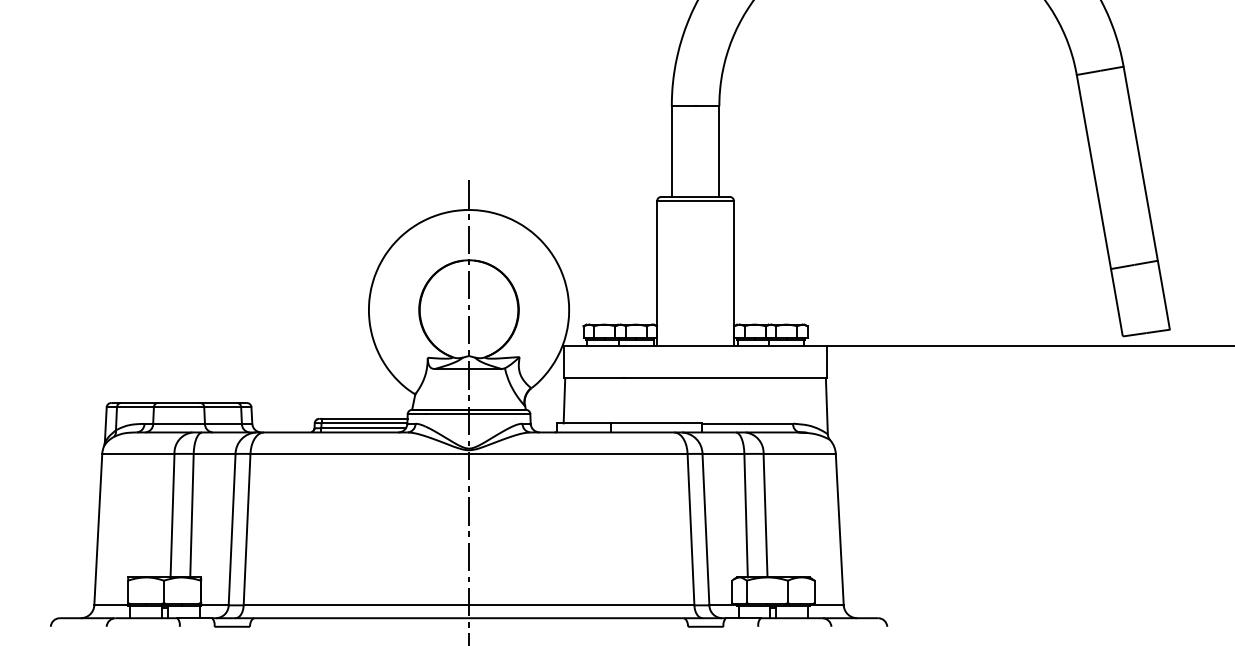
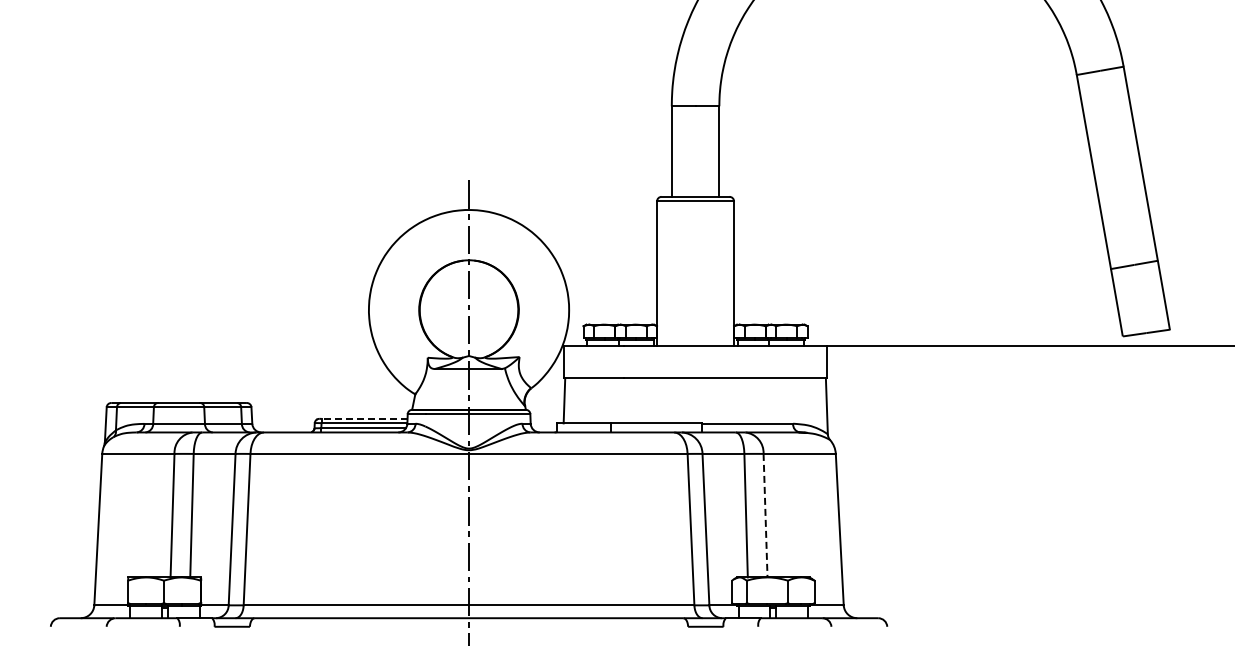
line: solid -> dashed (364, 418)
line: solid -> dashed (765, 515)
